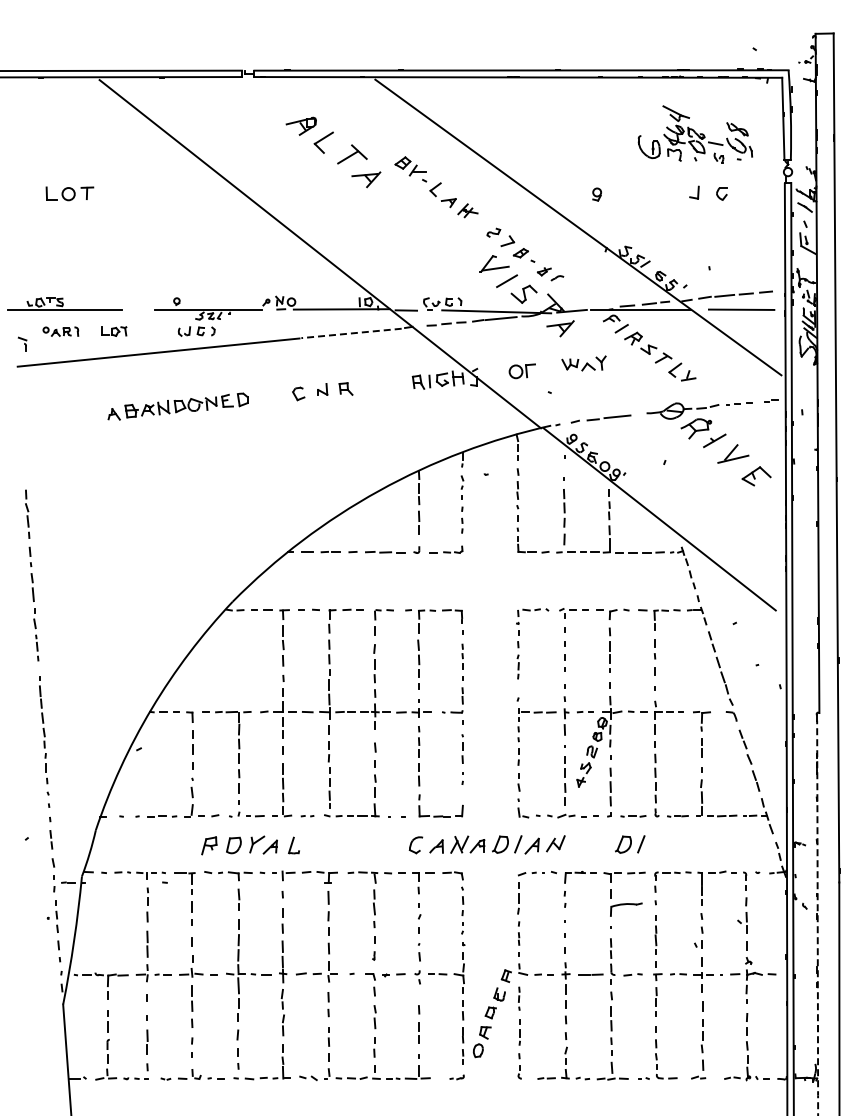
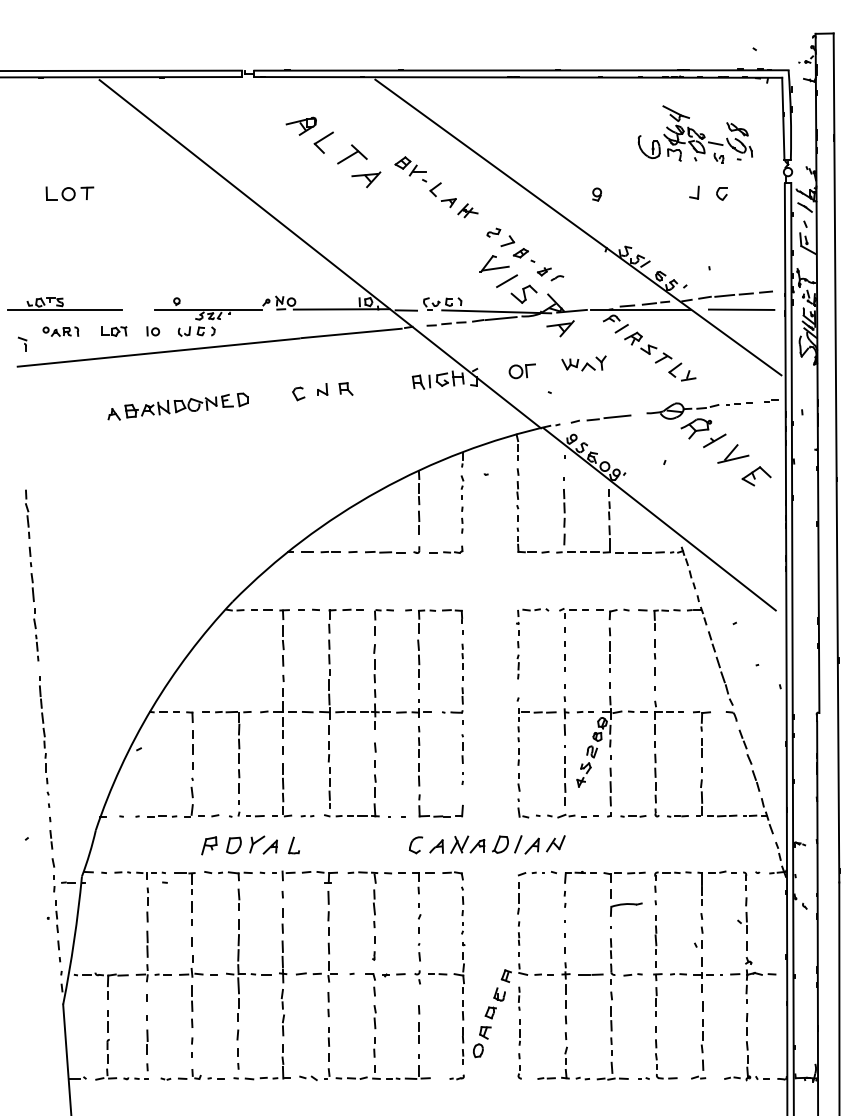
part: none -> present (153, 331)
line: dashed -> solid (351, 333)
part: present -> none (630, 844)
arc: dashed -> solid (817, 918)
